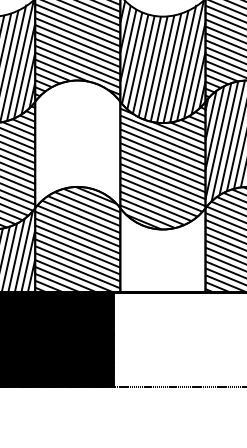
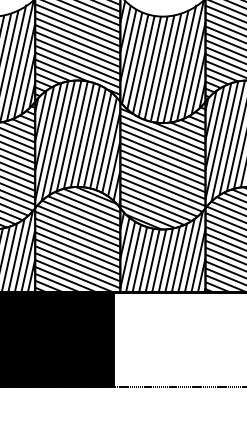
hatch: none -> present (77, 143)
hatch: none -> present (162, 251)
